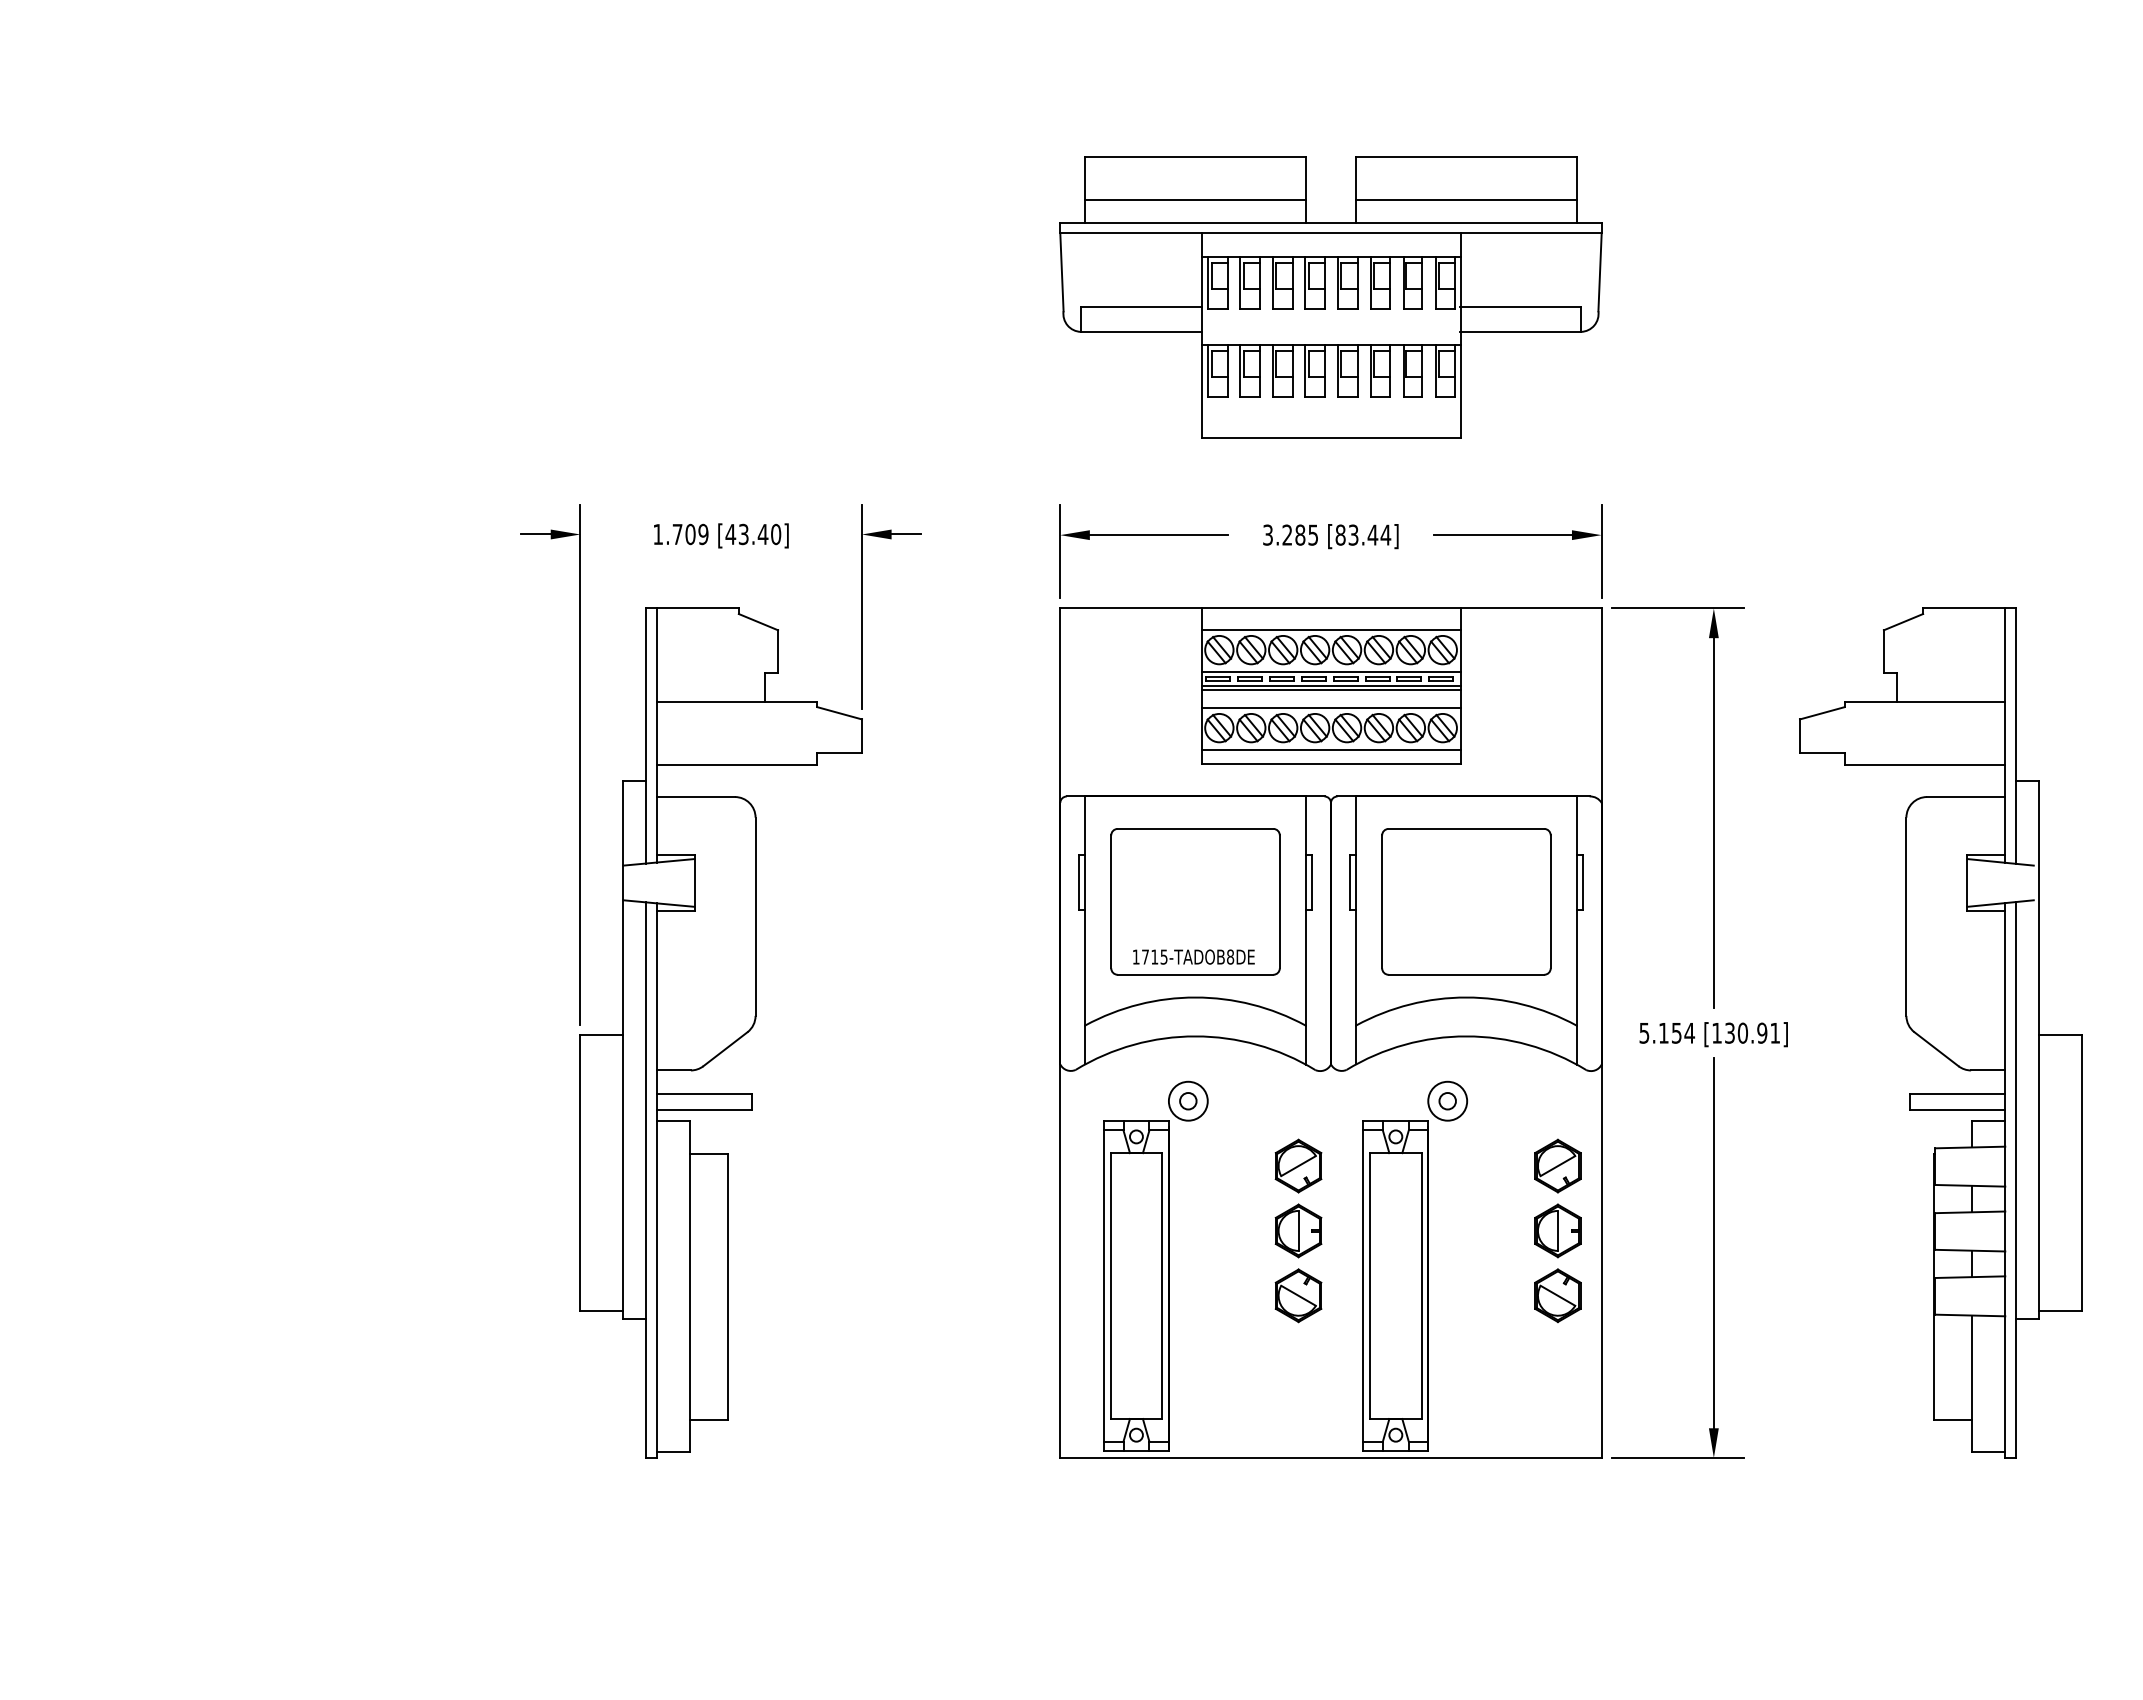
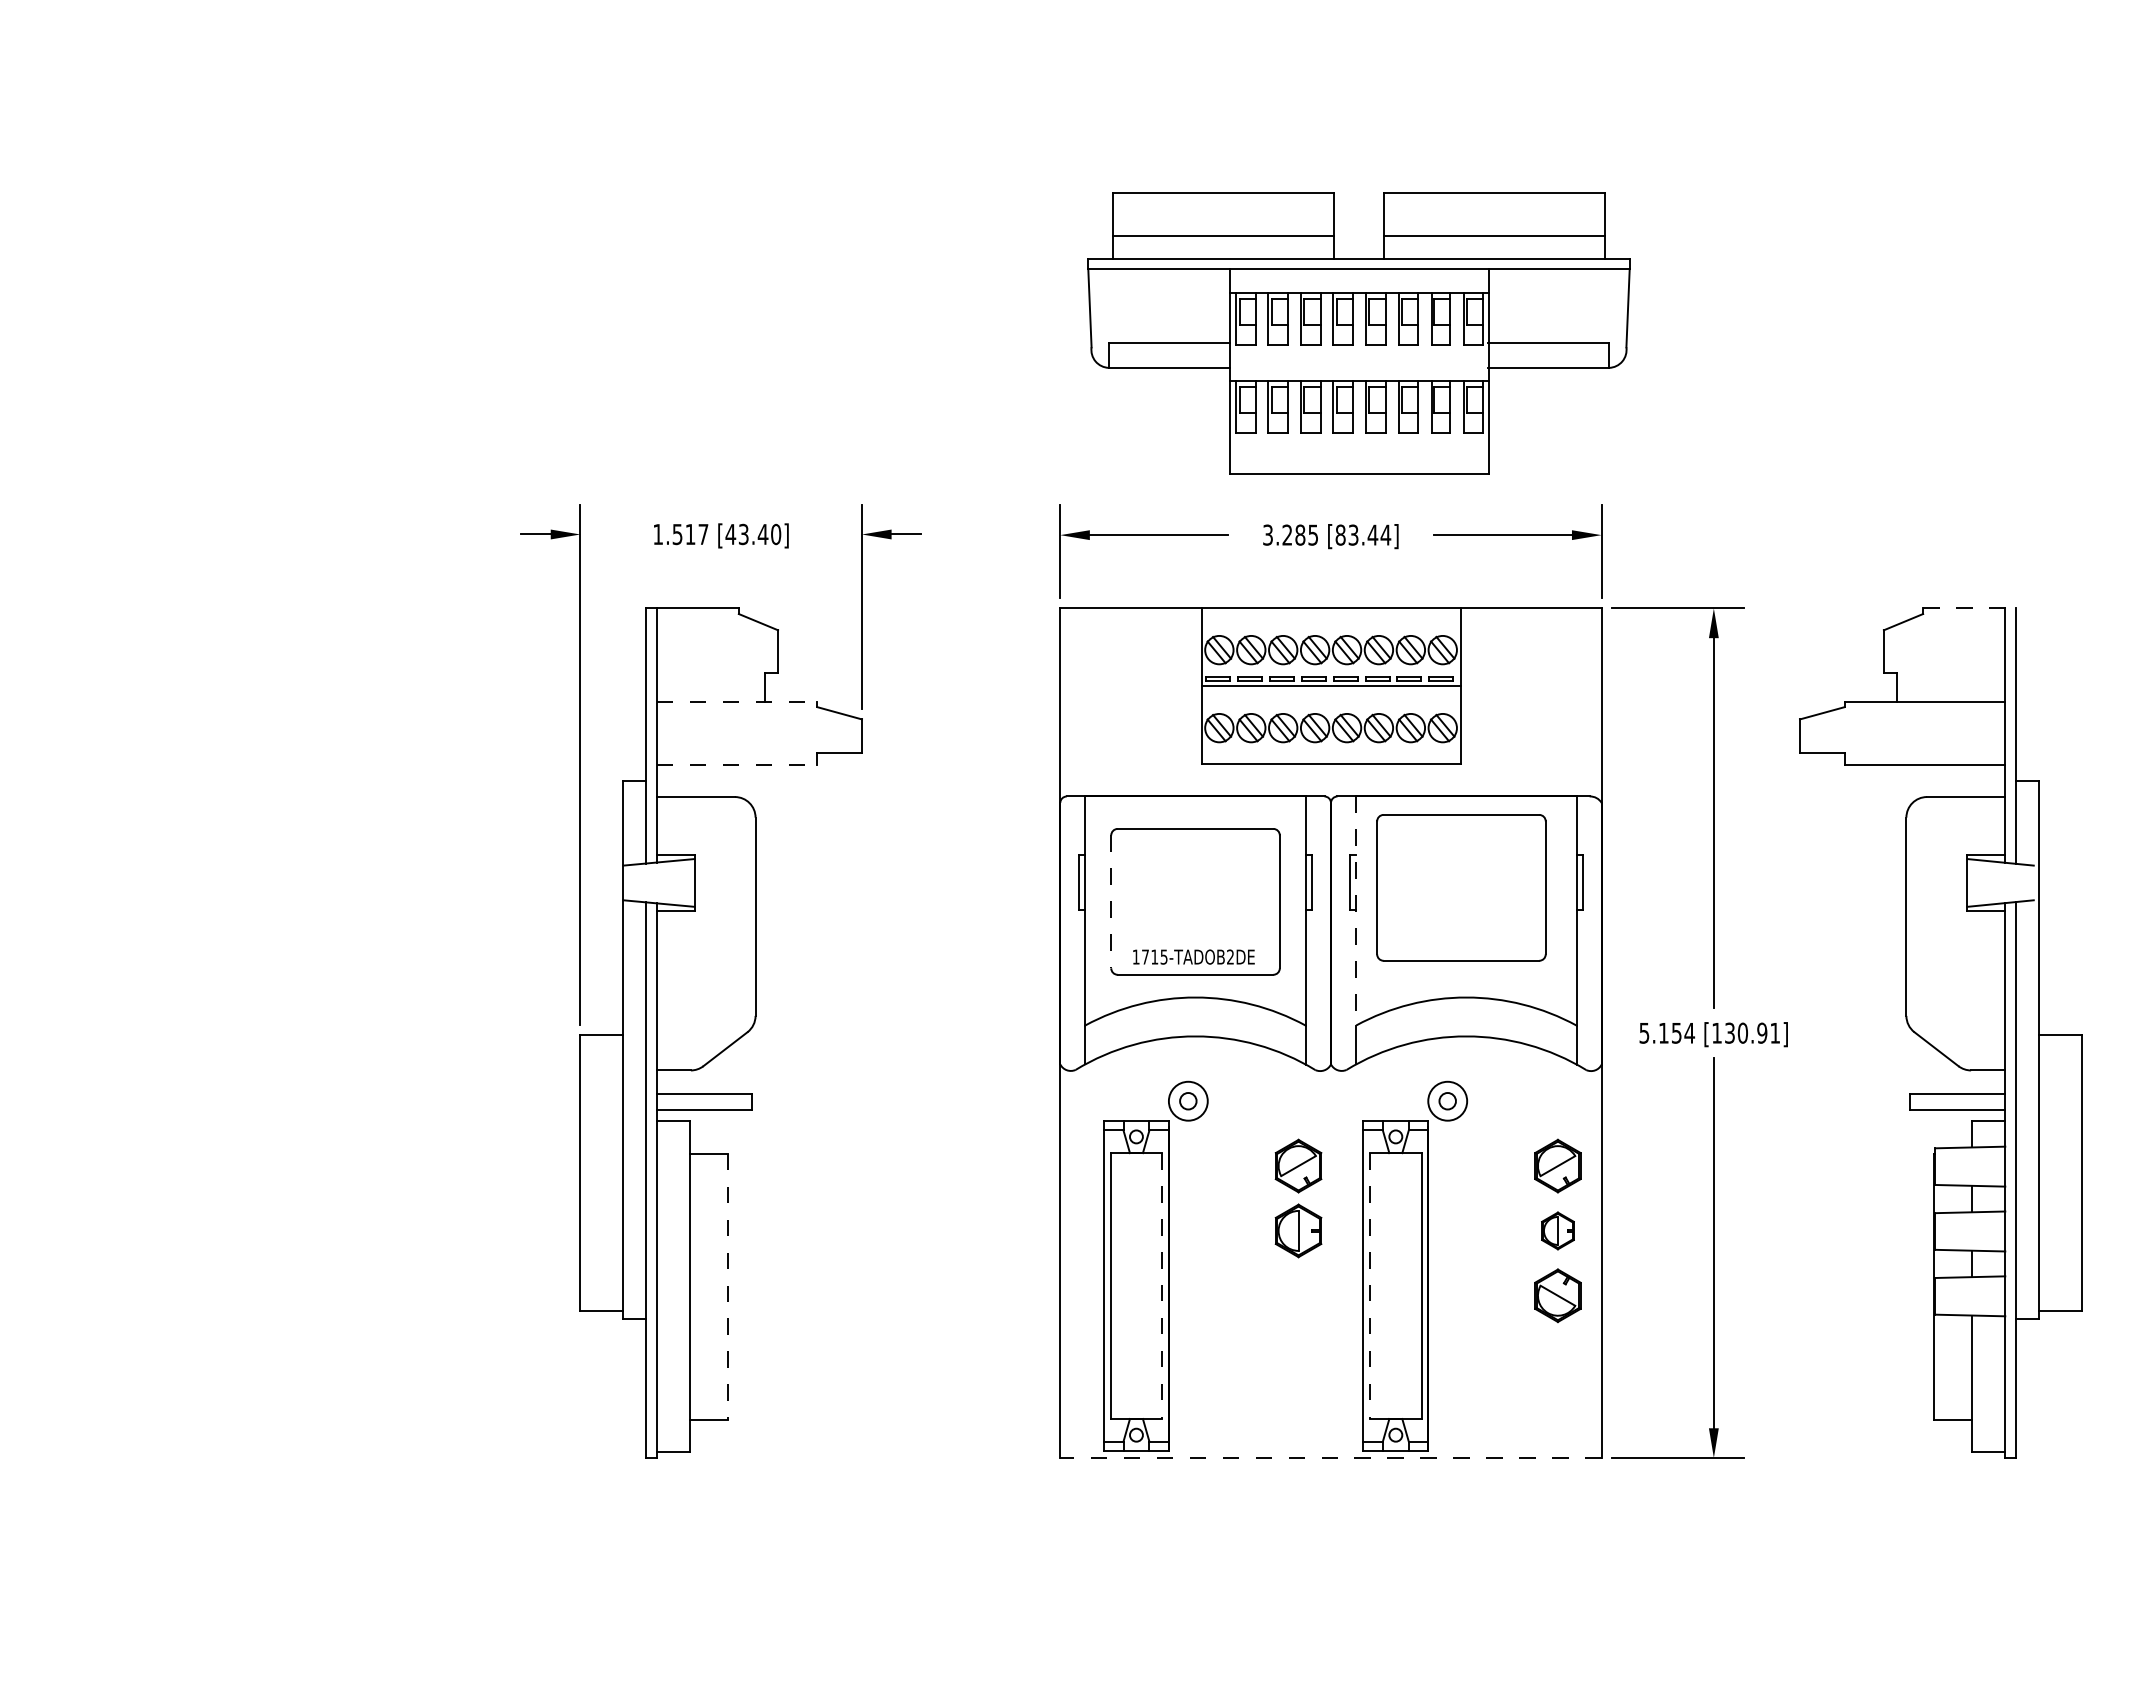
part position: (1330, 297) -> (1358, 333) (1358, 333)
text: 1.709 -> 1.517 (690, 534)
line: solid -> dashed (1969, 608)
line: present -> none (1330, 629)
line: present -> none (1330, 672)
line: present -> none (1330, 690)
line: solid -> dashed (737, 701)
line: present -> none (1330, 707)
line: present -> none (1330, 750)
line: solid -> dashed (737, 765)
part position: (1466, 901) -> (1461, 887) (1461, 887)
line: solid -> dashed (1111, 902)
line: solid -> dashed (1356, 910)
text: 1715-TADOB8DE -> 1715-TADOB2DE (1230, 956)
part size: 48x56 px -> 34x40 px (1557, 1230)
line: solid -> dashed (727, 1286)
line: solid -> dashed (1162, 1286)
line: solid -> dashed (1369, 1286)
part: present -> none (1298, 1295)
line: solid -> dashed (1331, 1457)
